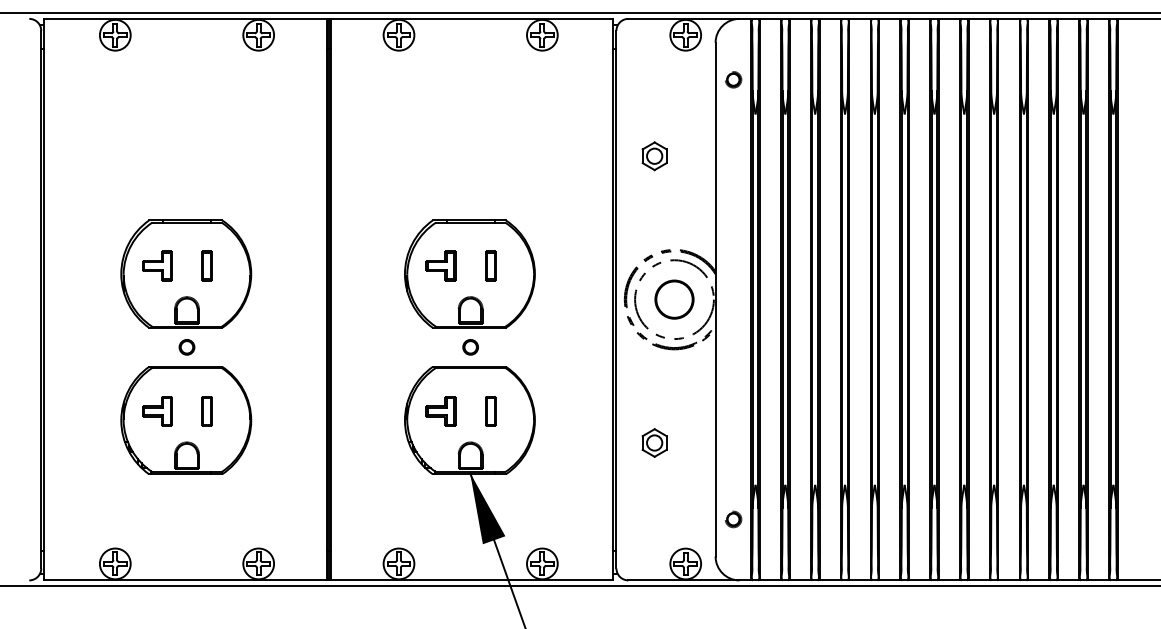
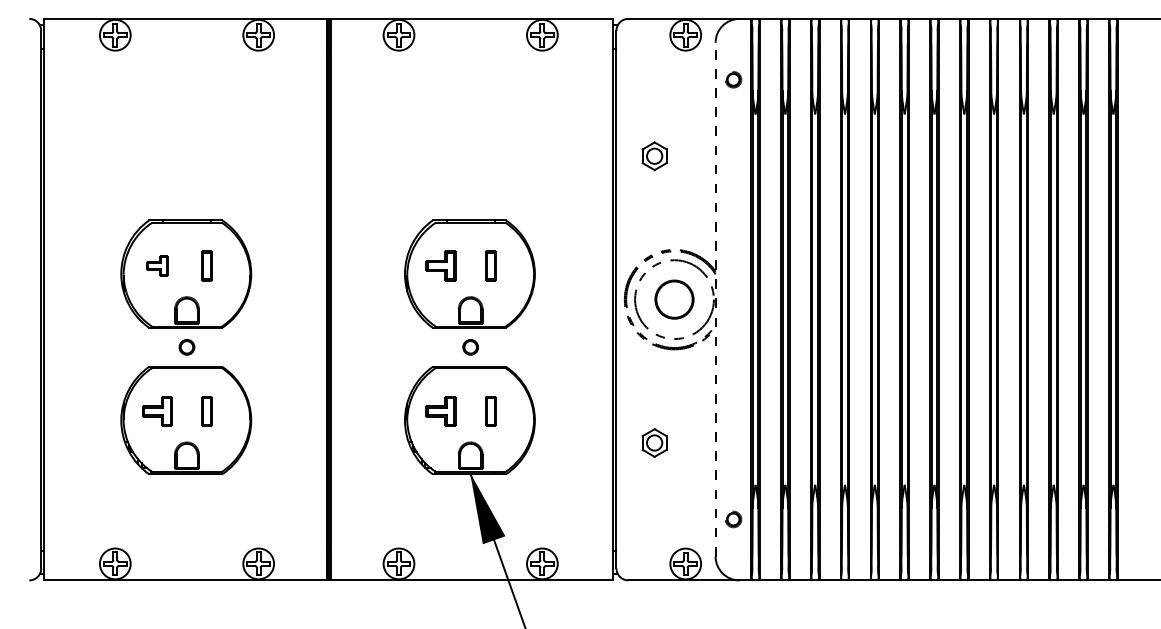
line: present -> none (579, 12)
part size: 31x32 px -> 23x22 px (157, 265)
line: solid -> dashed (715, 299)
line: present -> none (579, 586)
